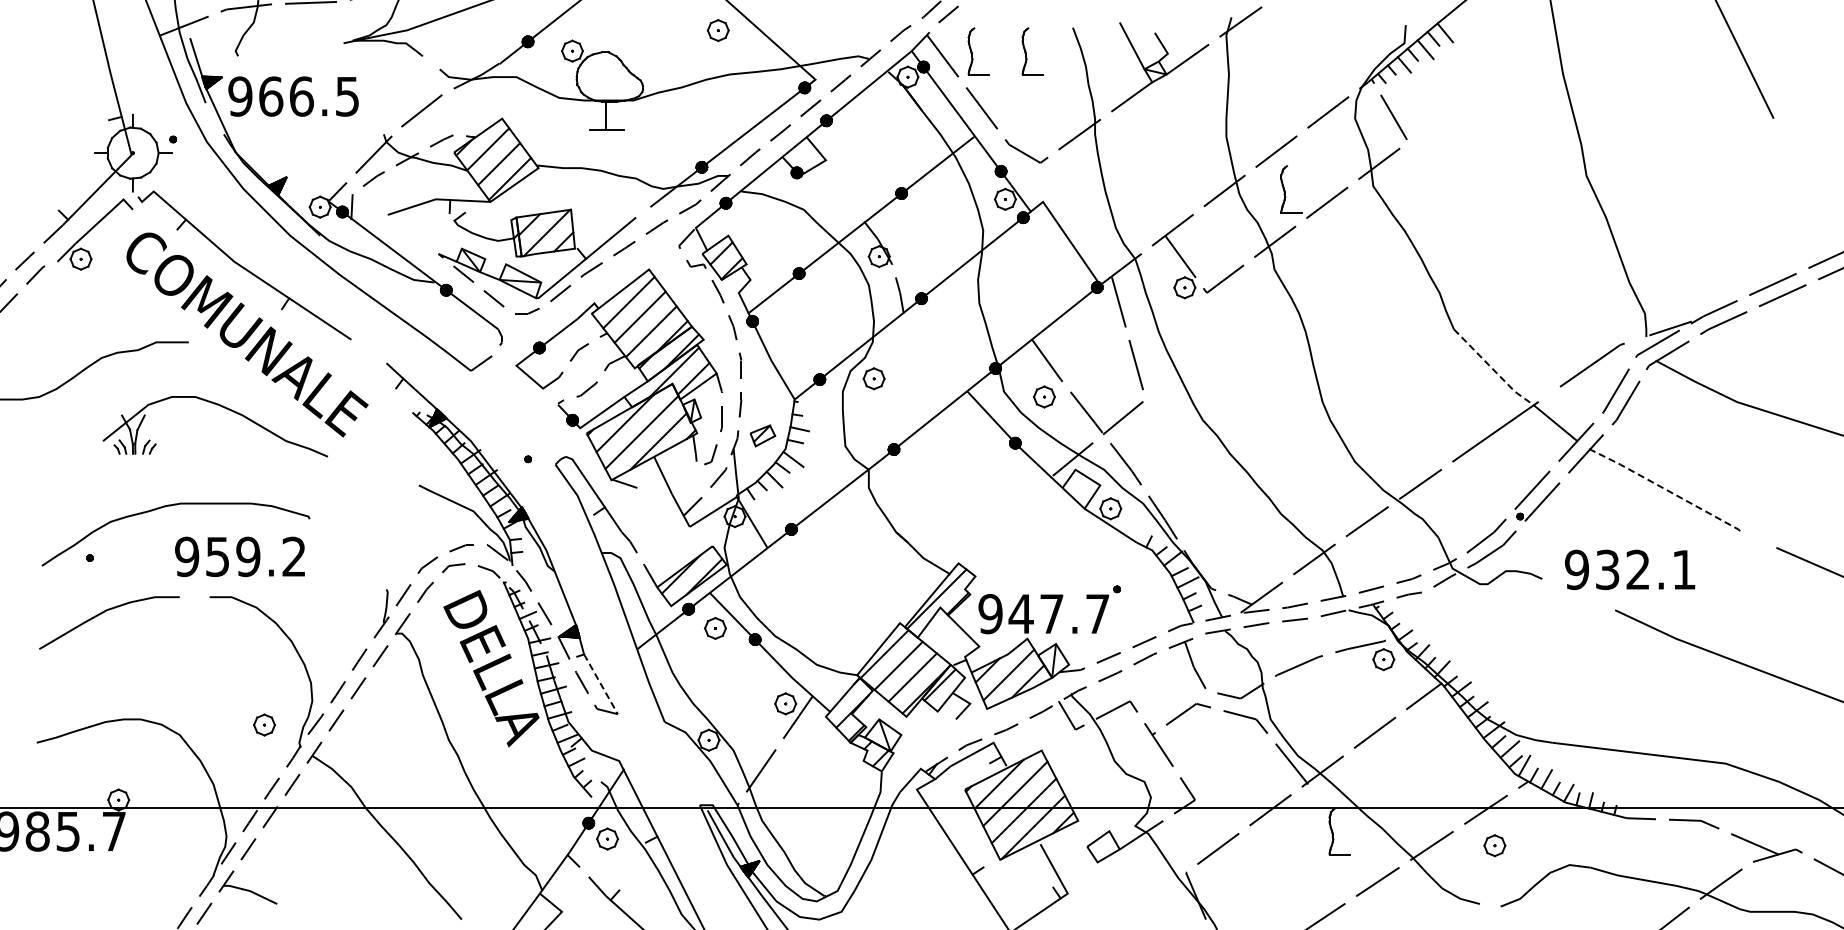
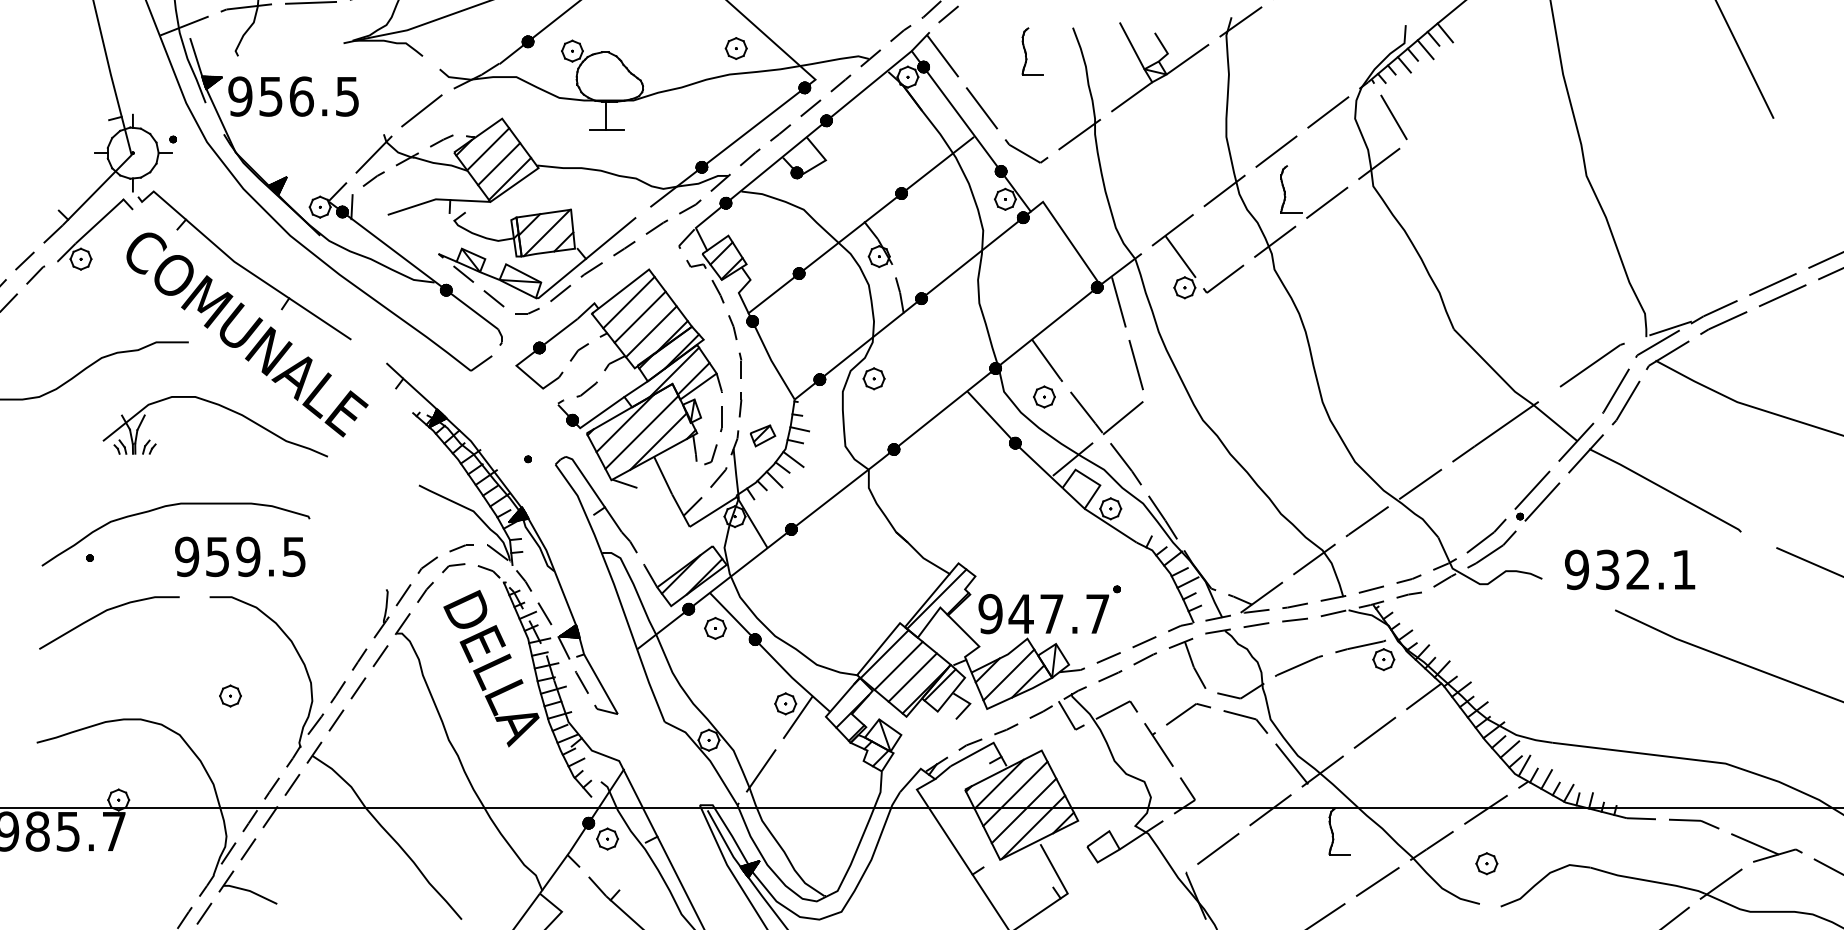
part position: (717, 30) -> (735, 48) (735, 48)
part: present -> none (978, 51)
text: 966.5 -> 956.5 (271, 96)
line: dashed -> solid (1492, 369)
line: dashed -> solid (1665, 489)
text: 959.2 -> 959.5 (293, 556)
line: dashed -> solid (601, 684)
part position: (264, 724) -> (230, 695) (230, 695)
part position: (1494, 845) -> (1486, 863) (1486, 863)
